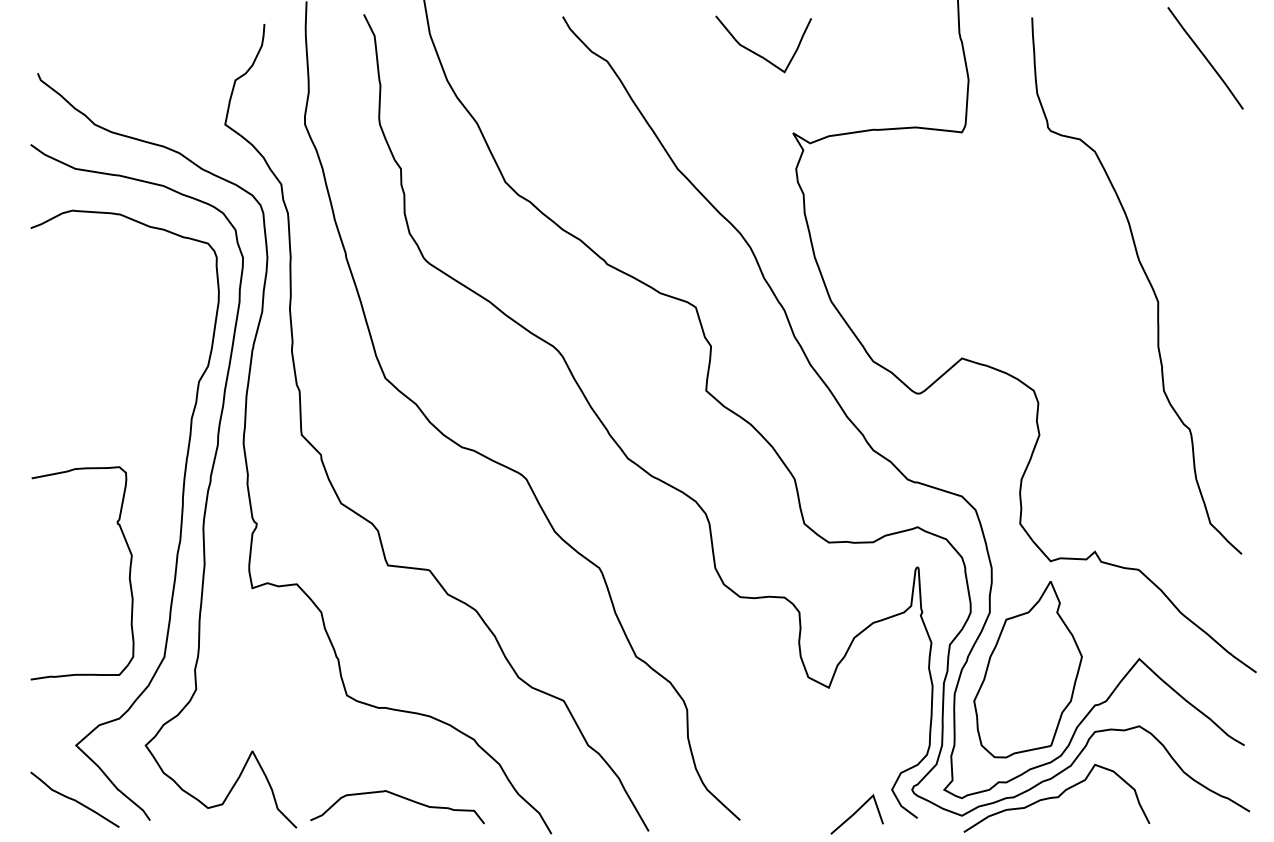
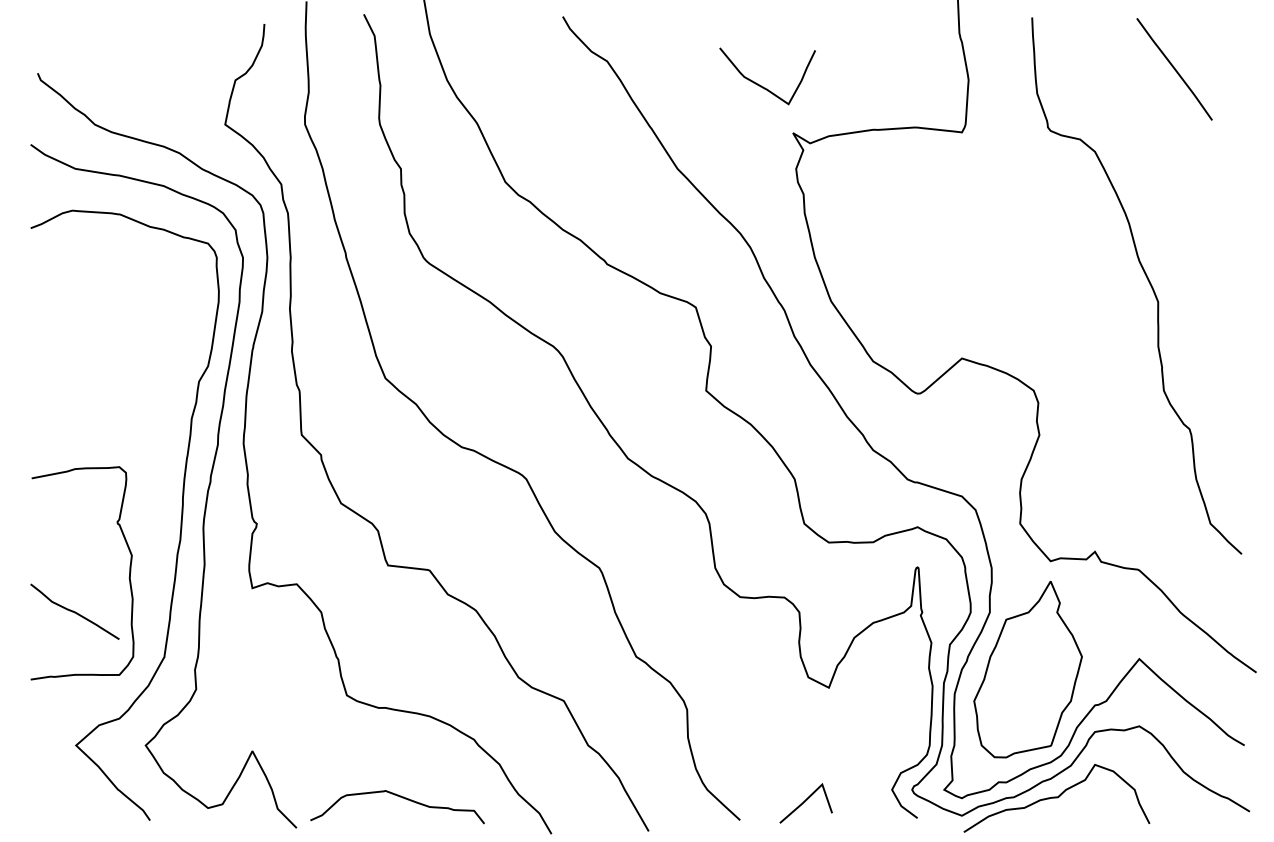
curve position: (759, 54) -> (763, 86) (763, 86)
line position: (1205, 58) -> (1174, 69) (1174, 69)
curve position: (74, 799) -> (74, 611) (74, 611)
line position: (855, 813) -> (804, 802) (804, 802)
